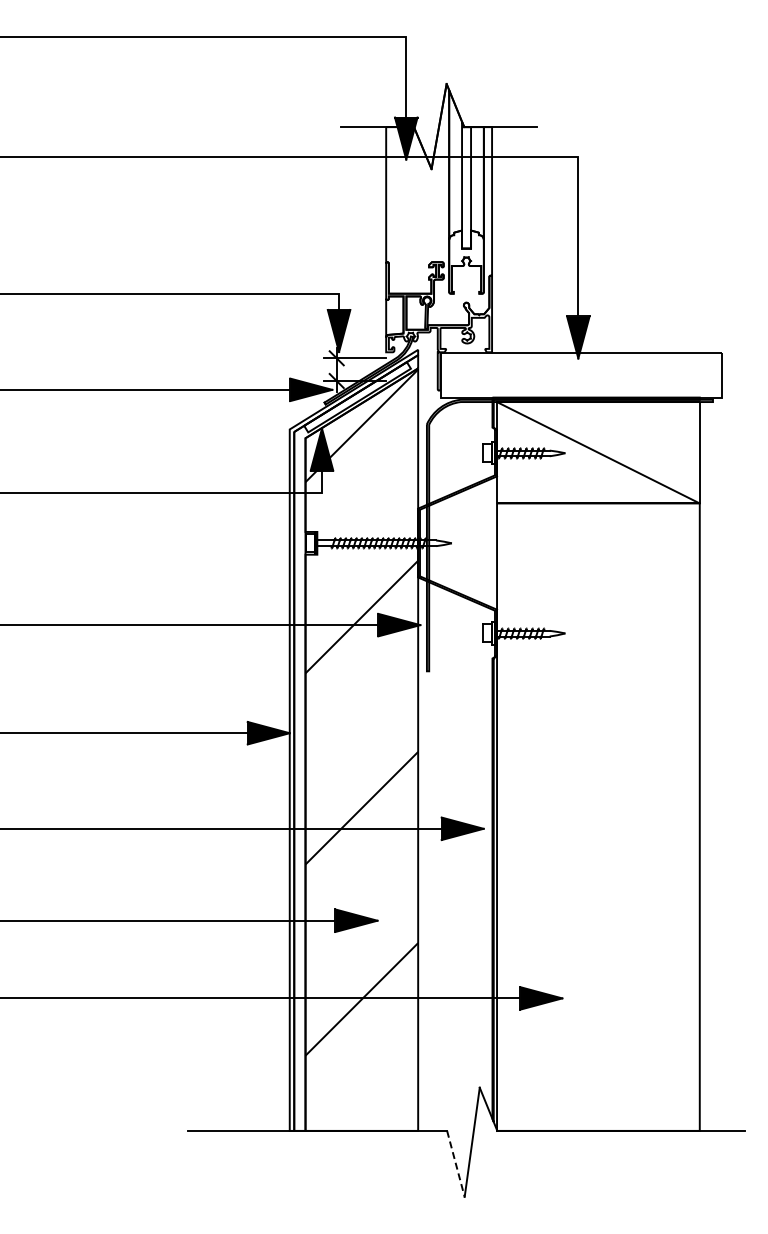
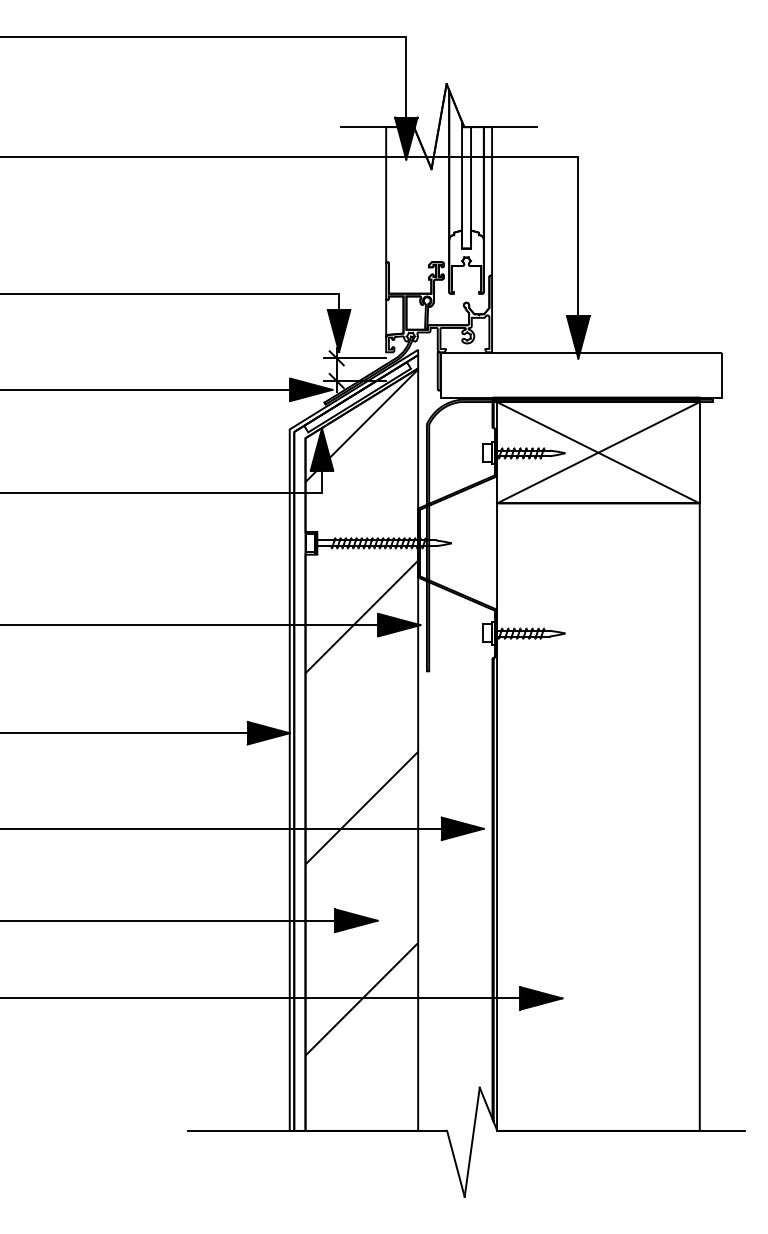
line: none -> present (598, 452)
line: dashed -> solid (456, 1164)
